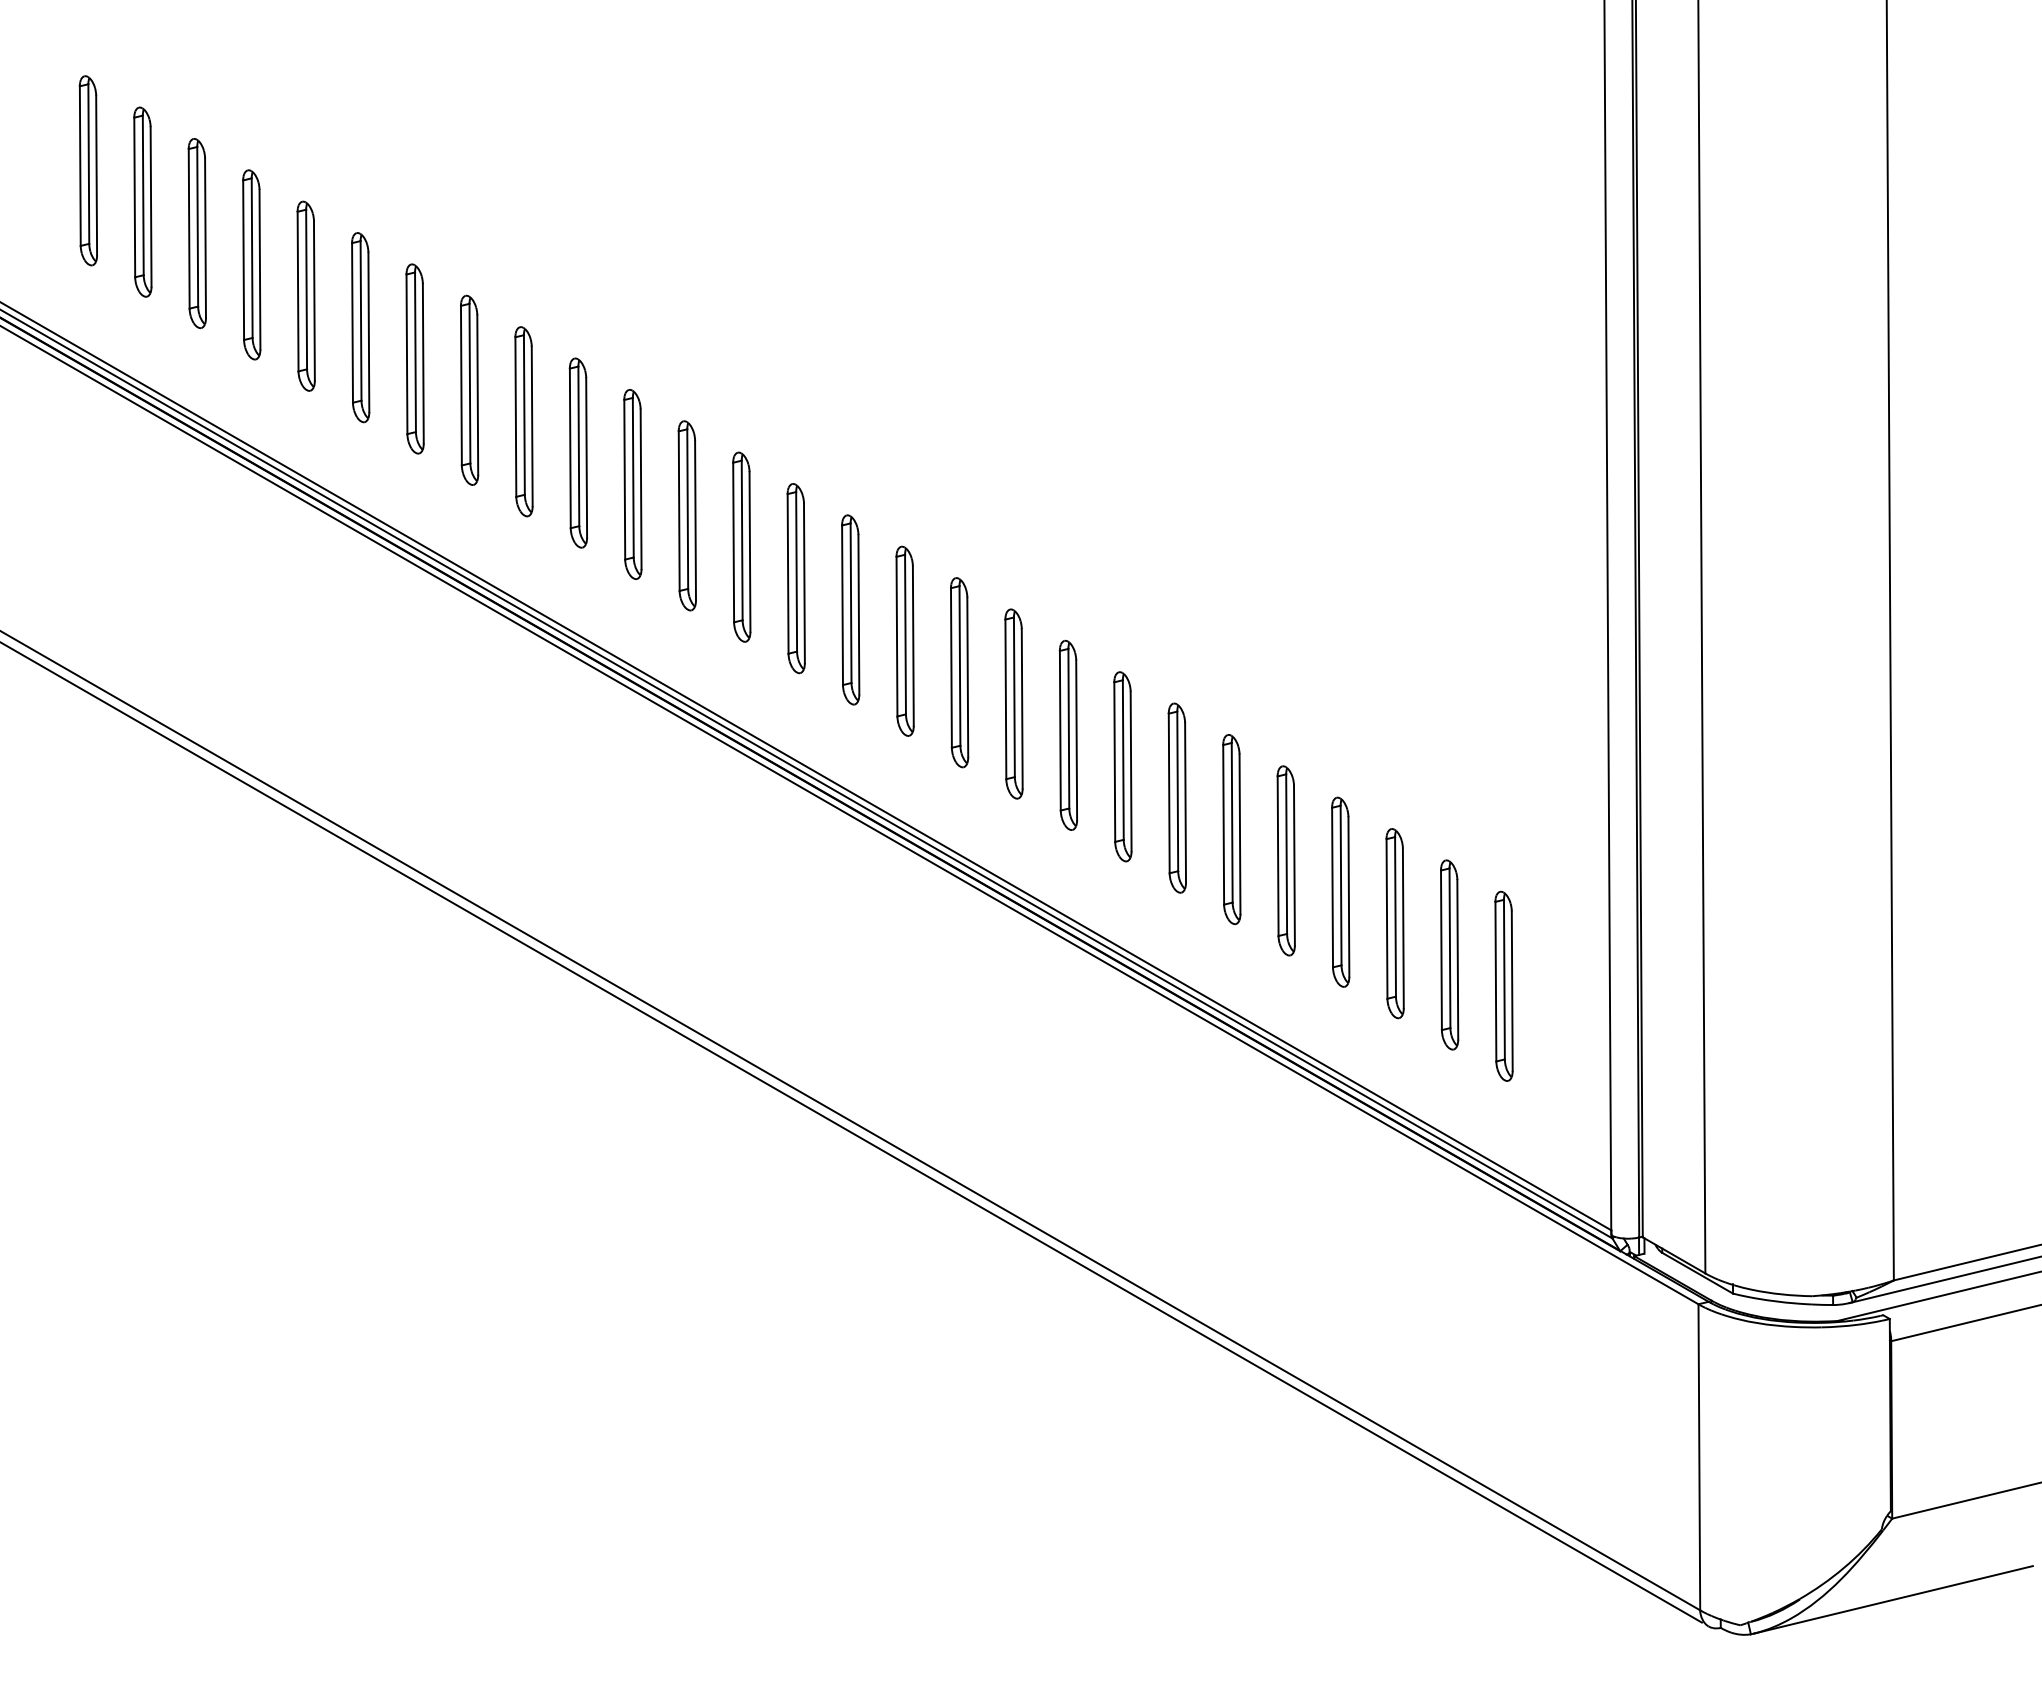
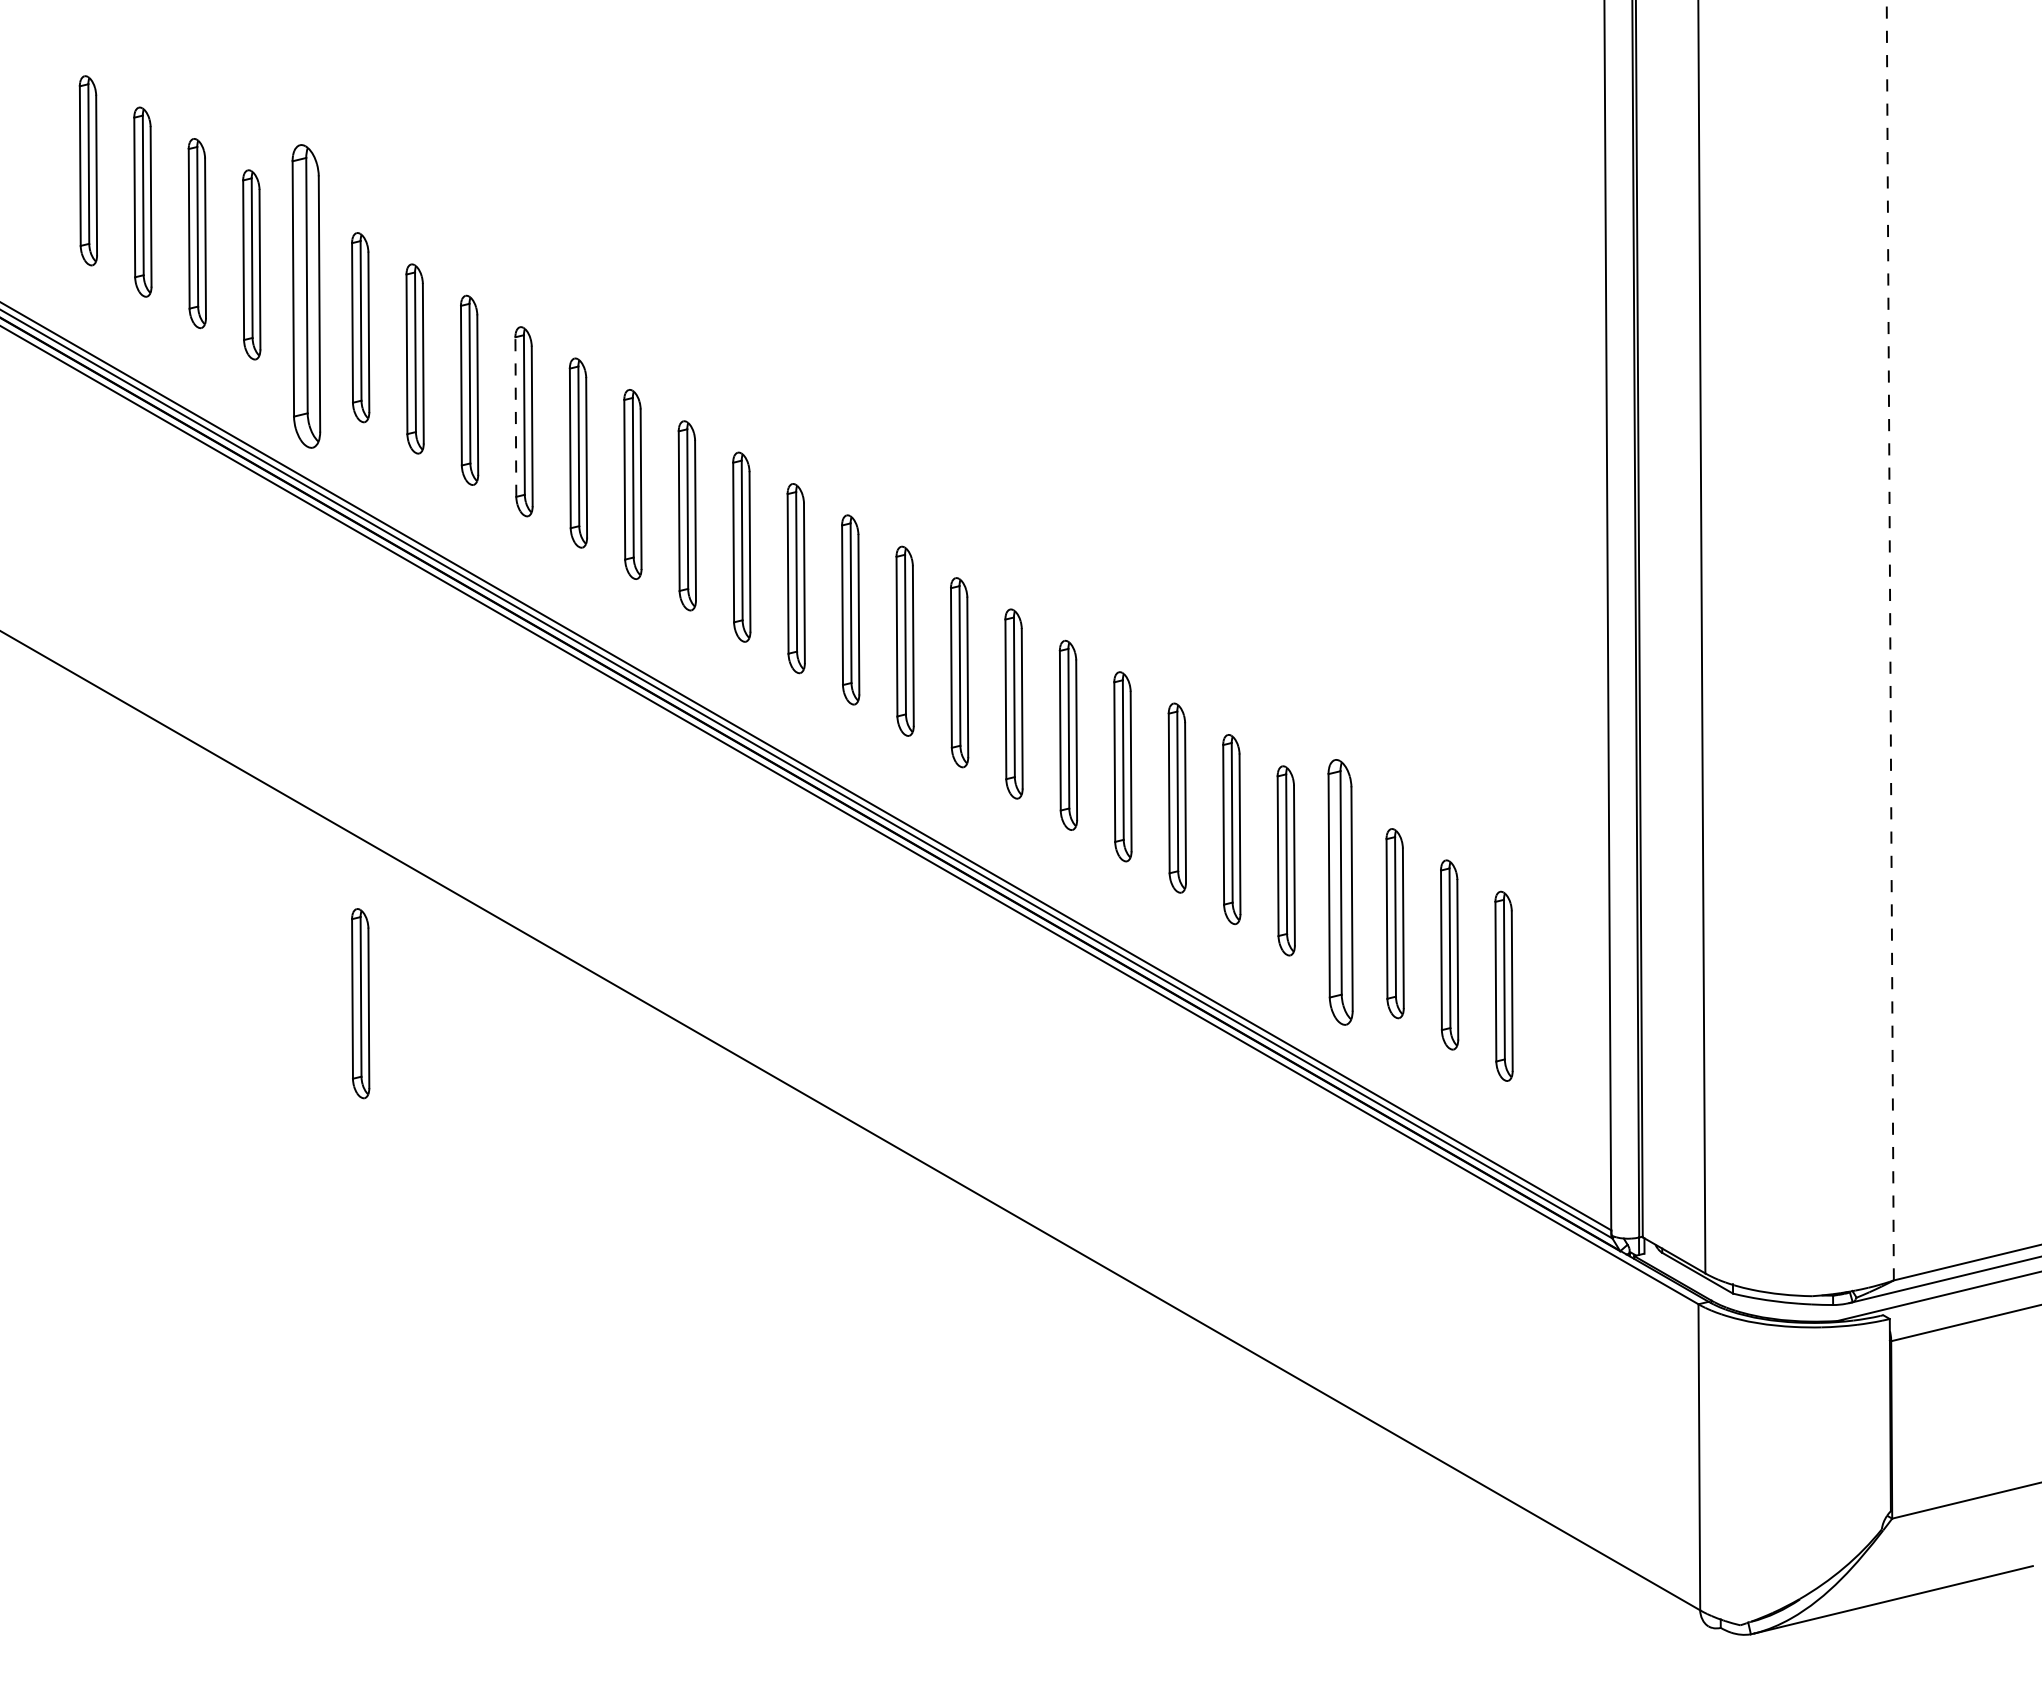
part size: 20x192 px -> 31x305 px (306, 296)
line: solid -> dashed (515, 417)
line: solid -> dashed (1890, 640)
part size: 20x192 px -> 27x267 px (1340, 892)
part: none -> present (360, 1003)
line: present -> none (851, 1132)
